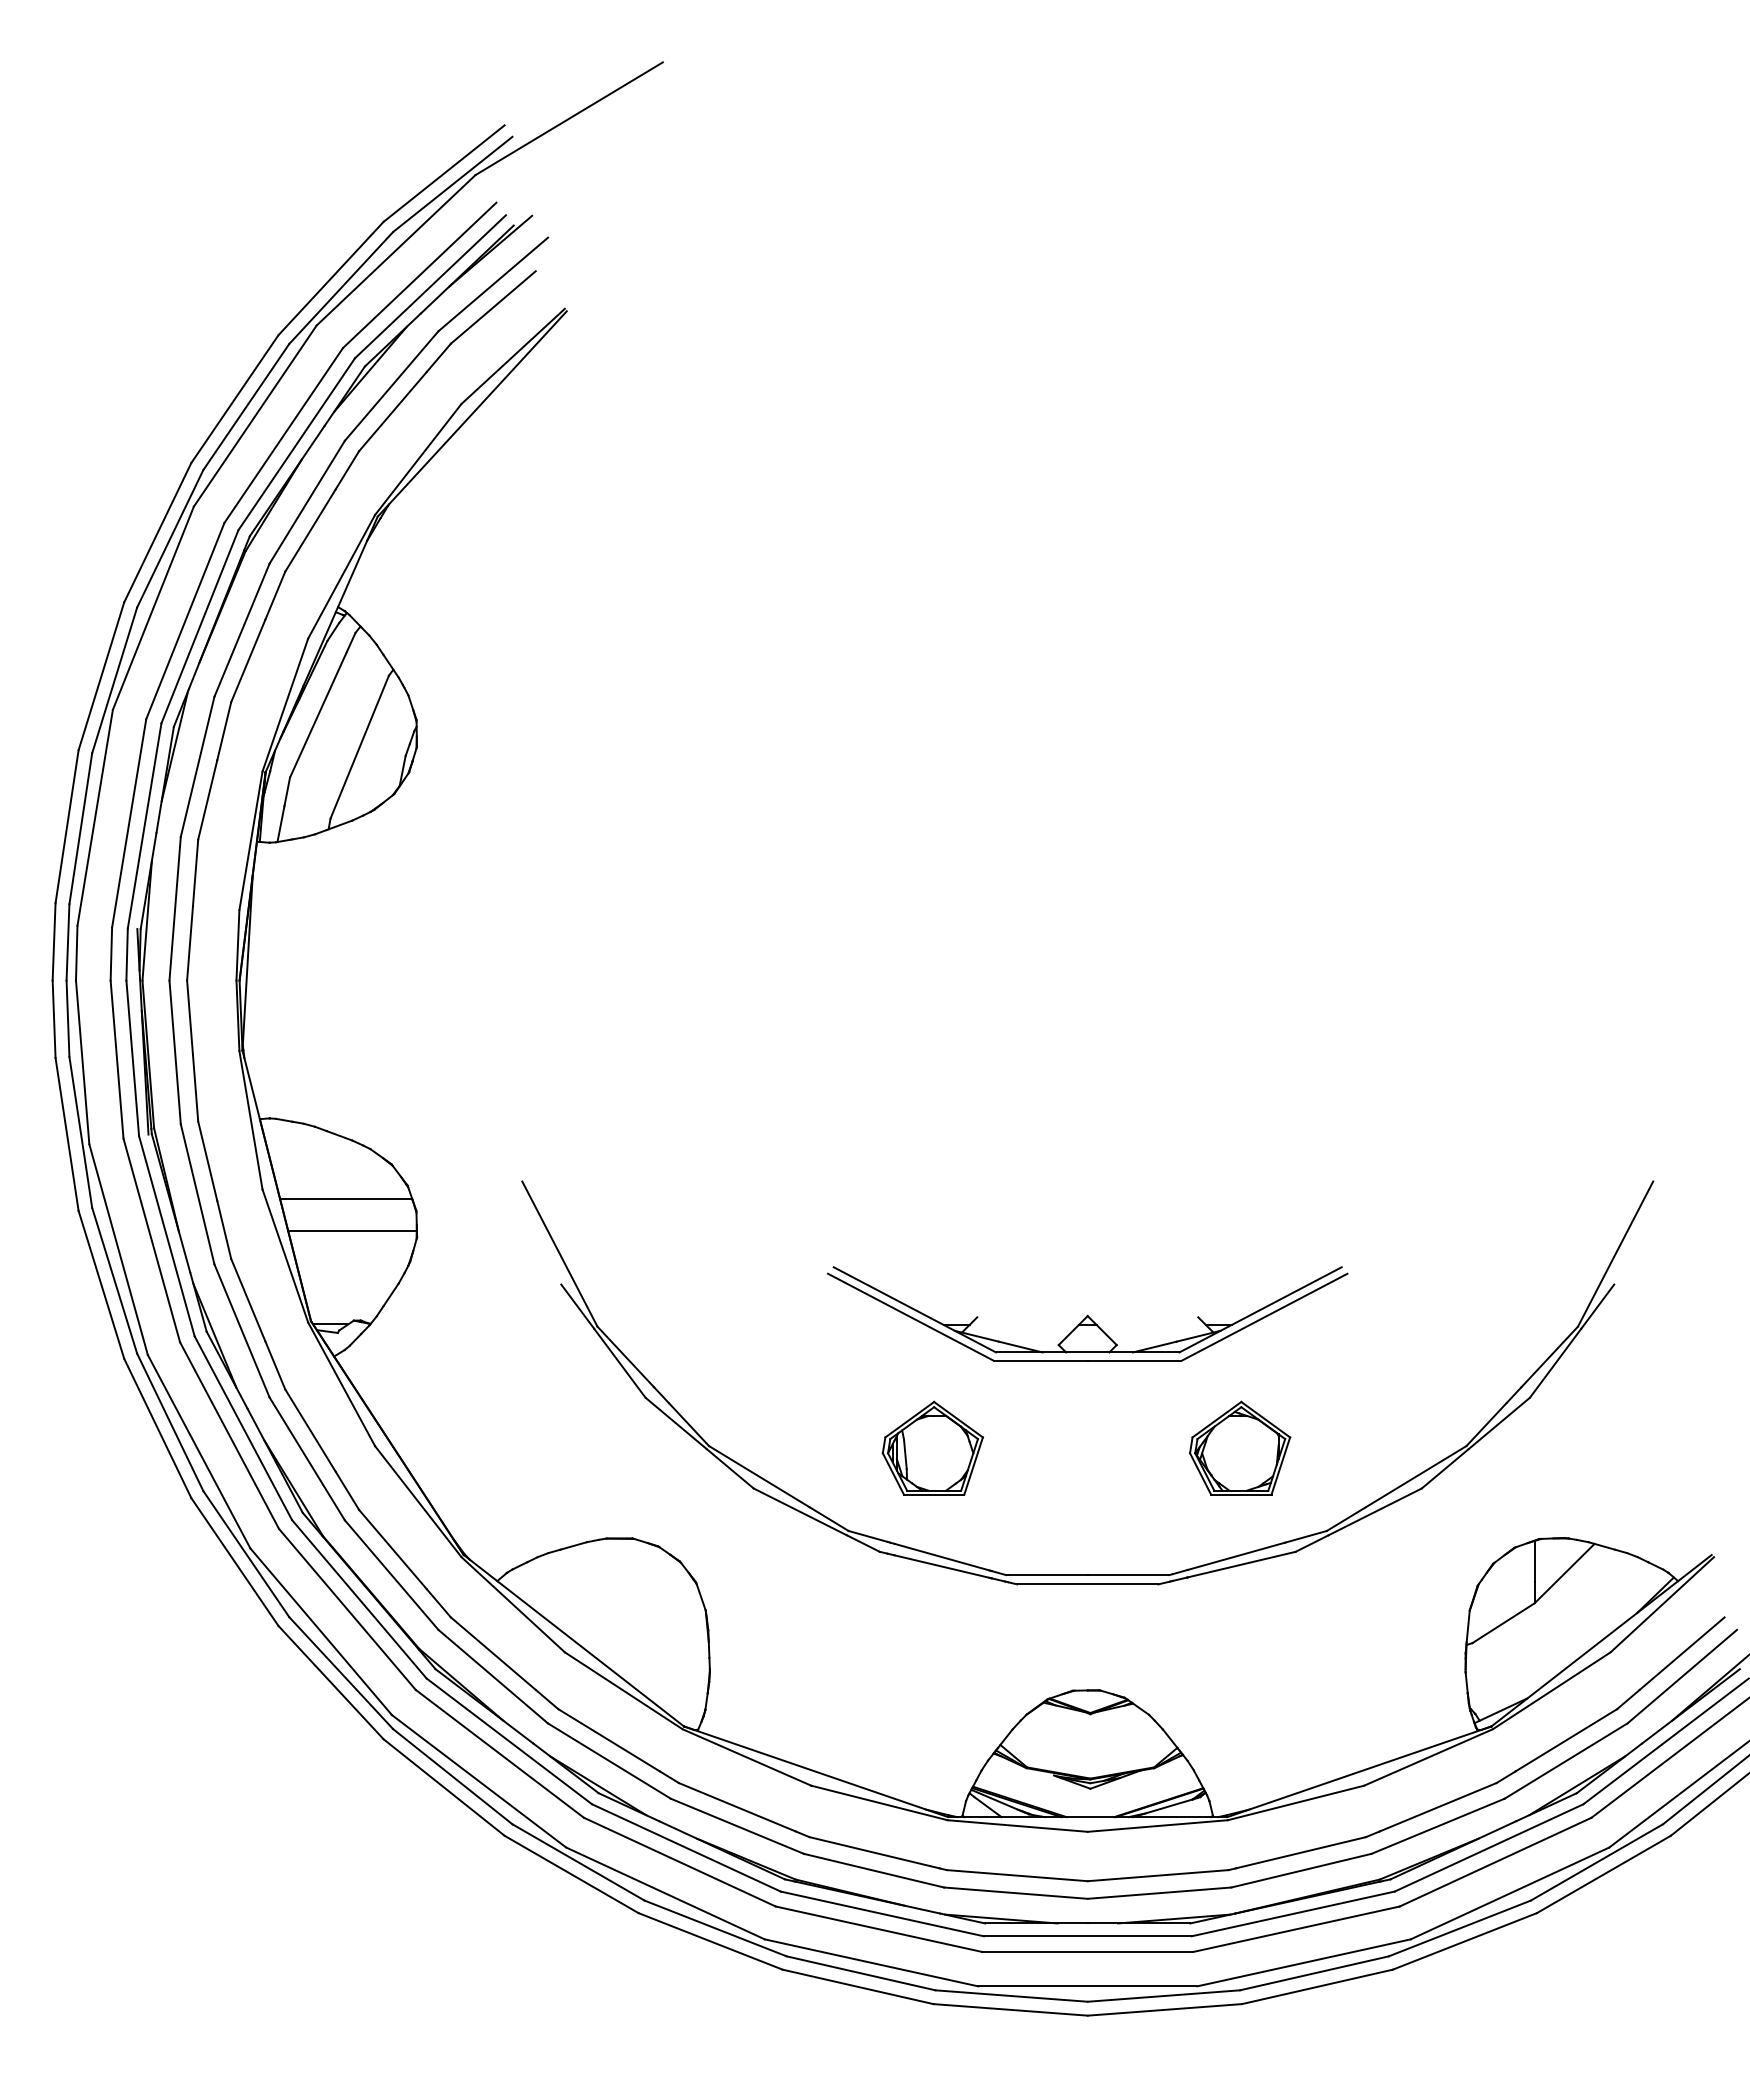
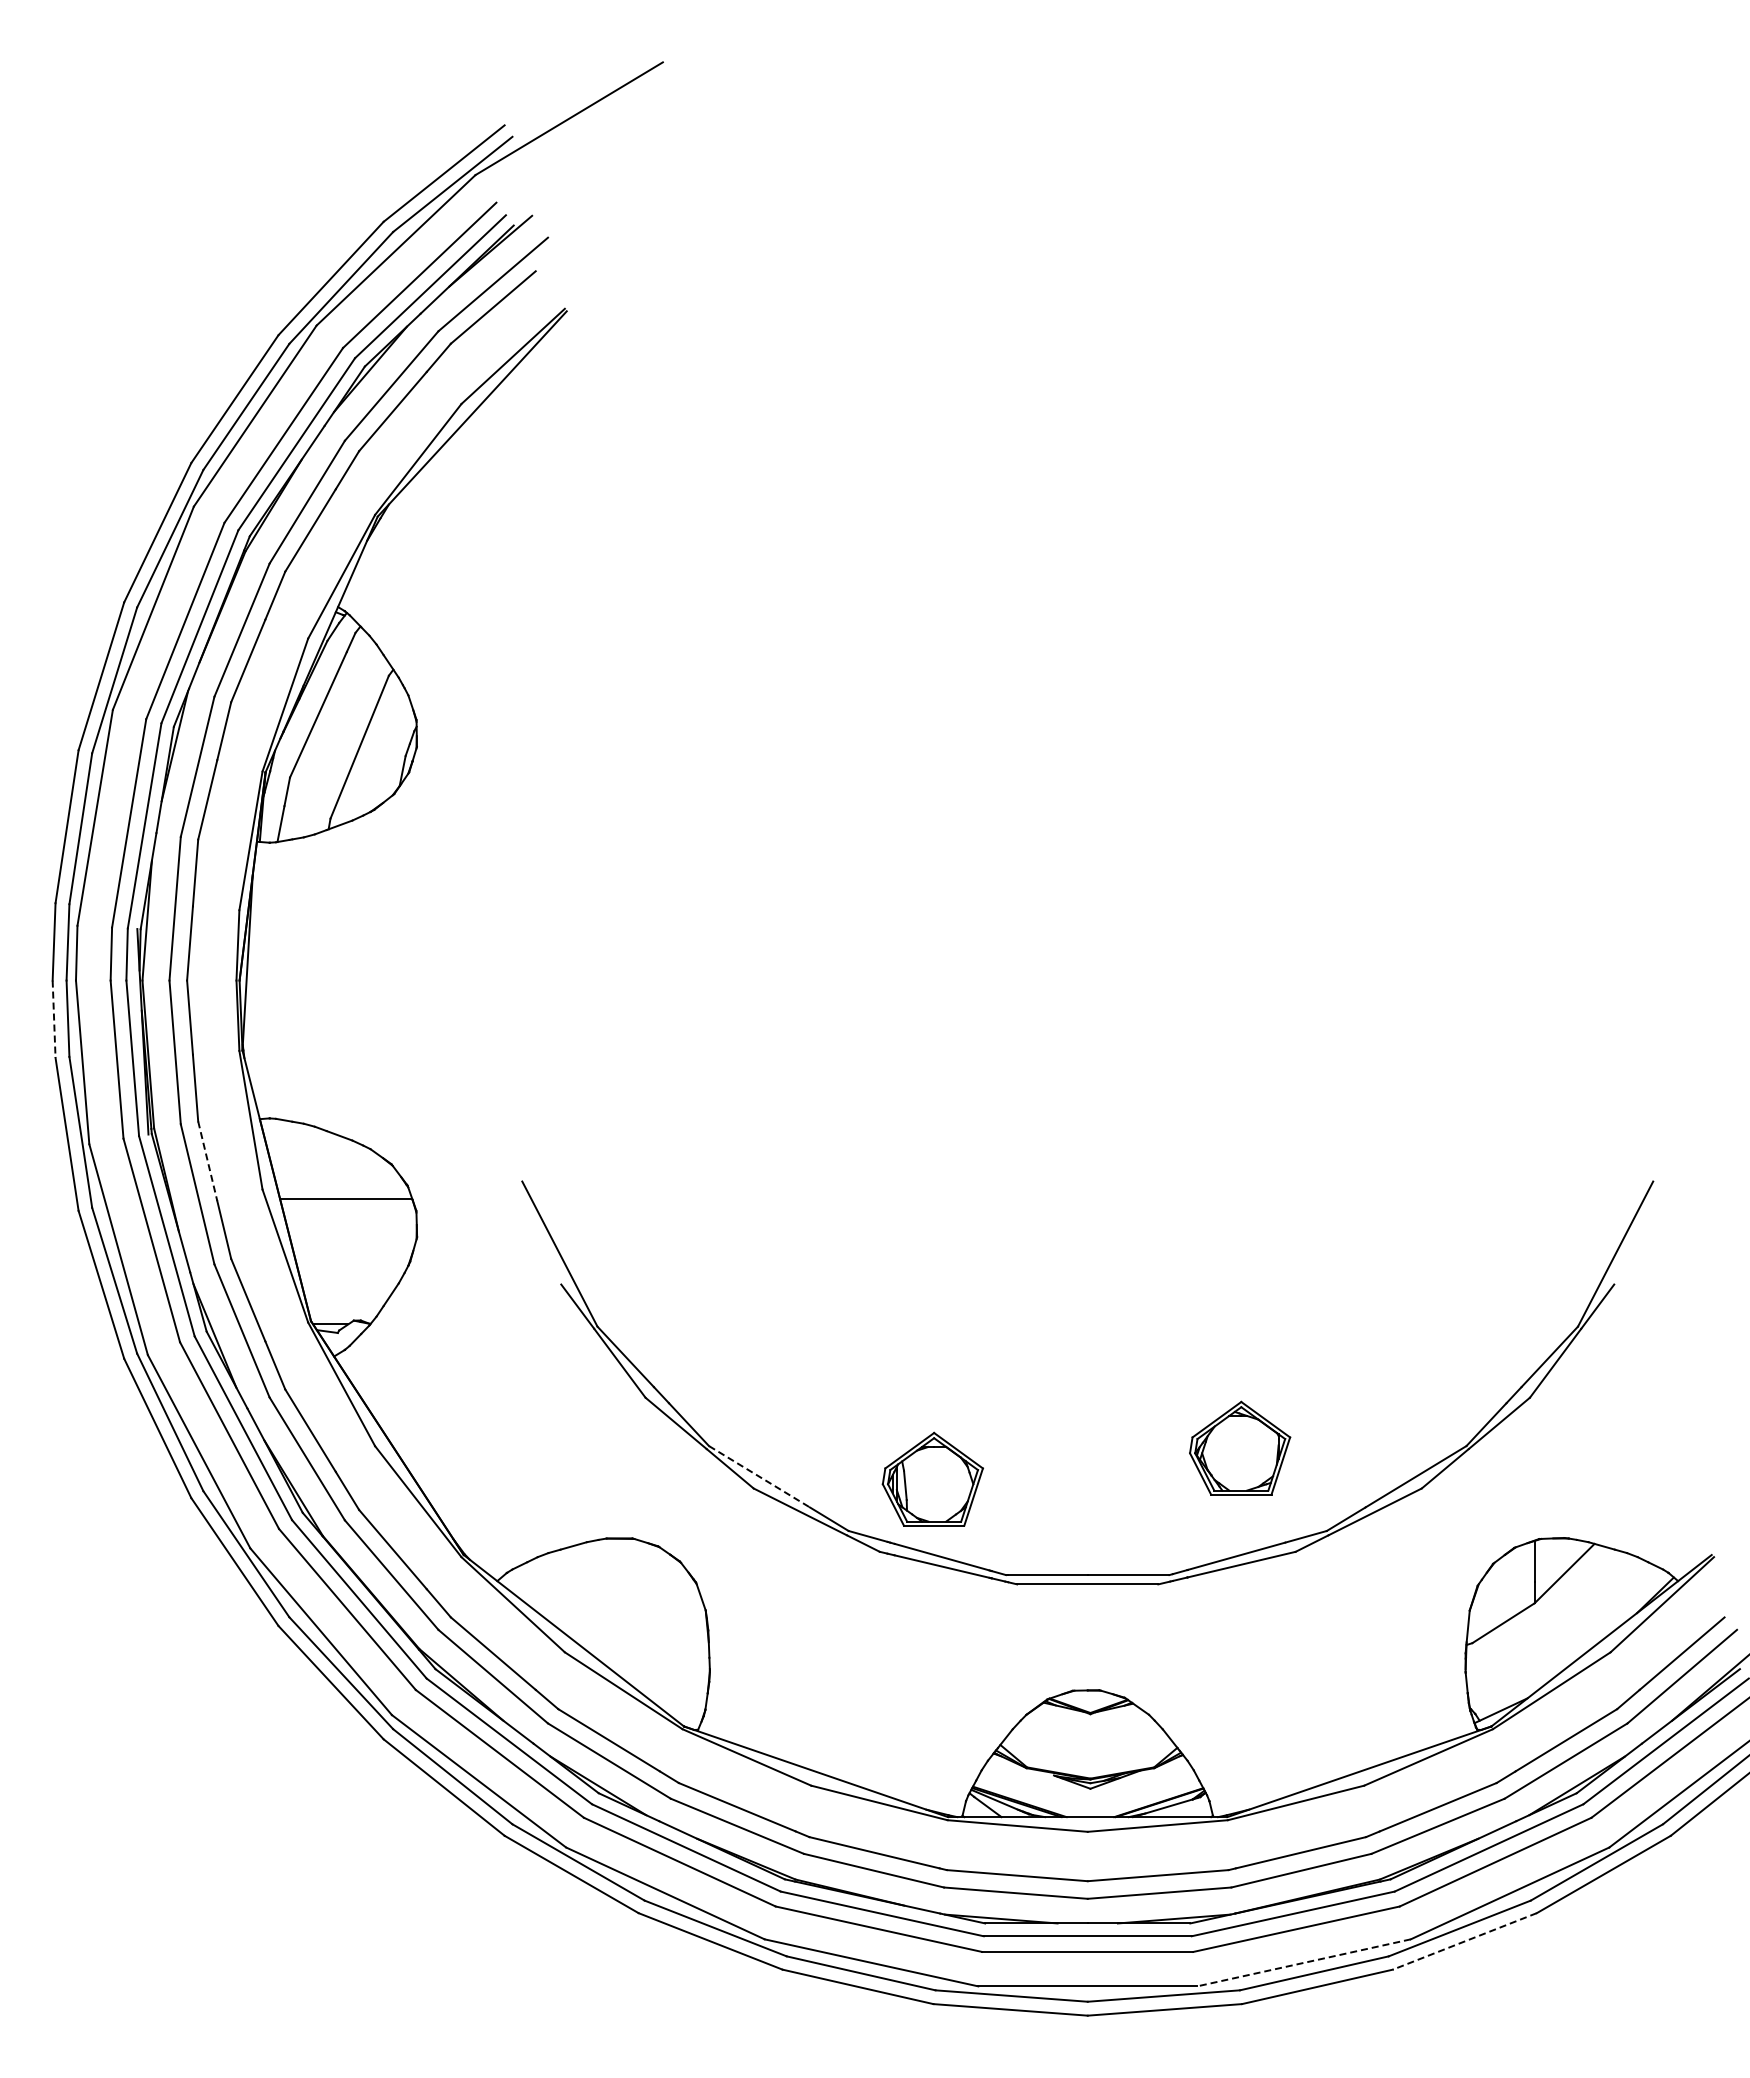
line: solid -> dashed (54, 1019)
line: solid -> dashed (207, 1161)
line: present -> none (352, 1231)
part: present -> none (1087, 1313)
part position: (932, 1447) -> (932, 1478) (932, 1478)
line: solid -> dashed (759, 1477)
line: solid -> dashed (1464, 1941)
line: solid -> dashed (1303, 1962)
